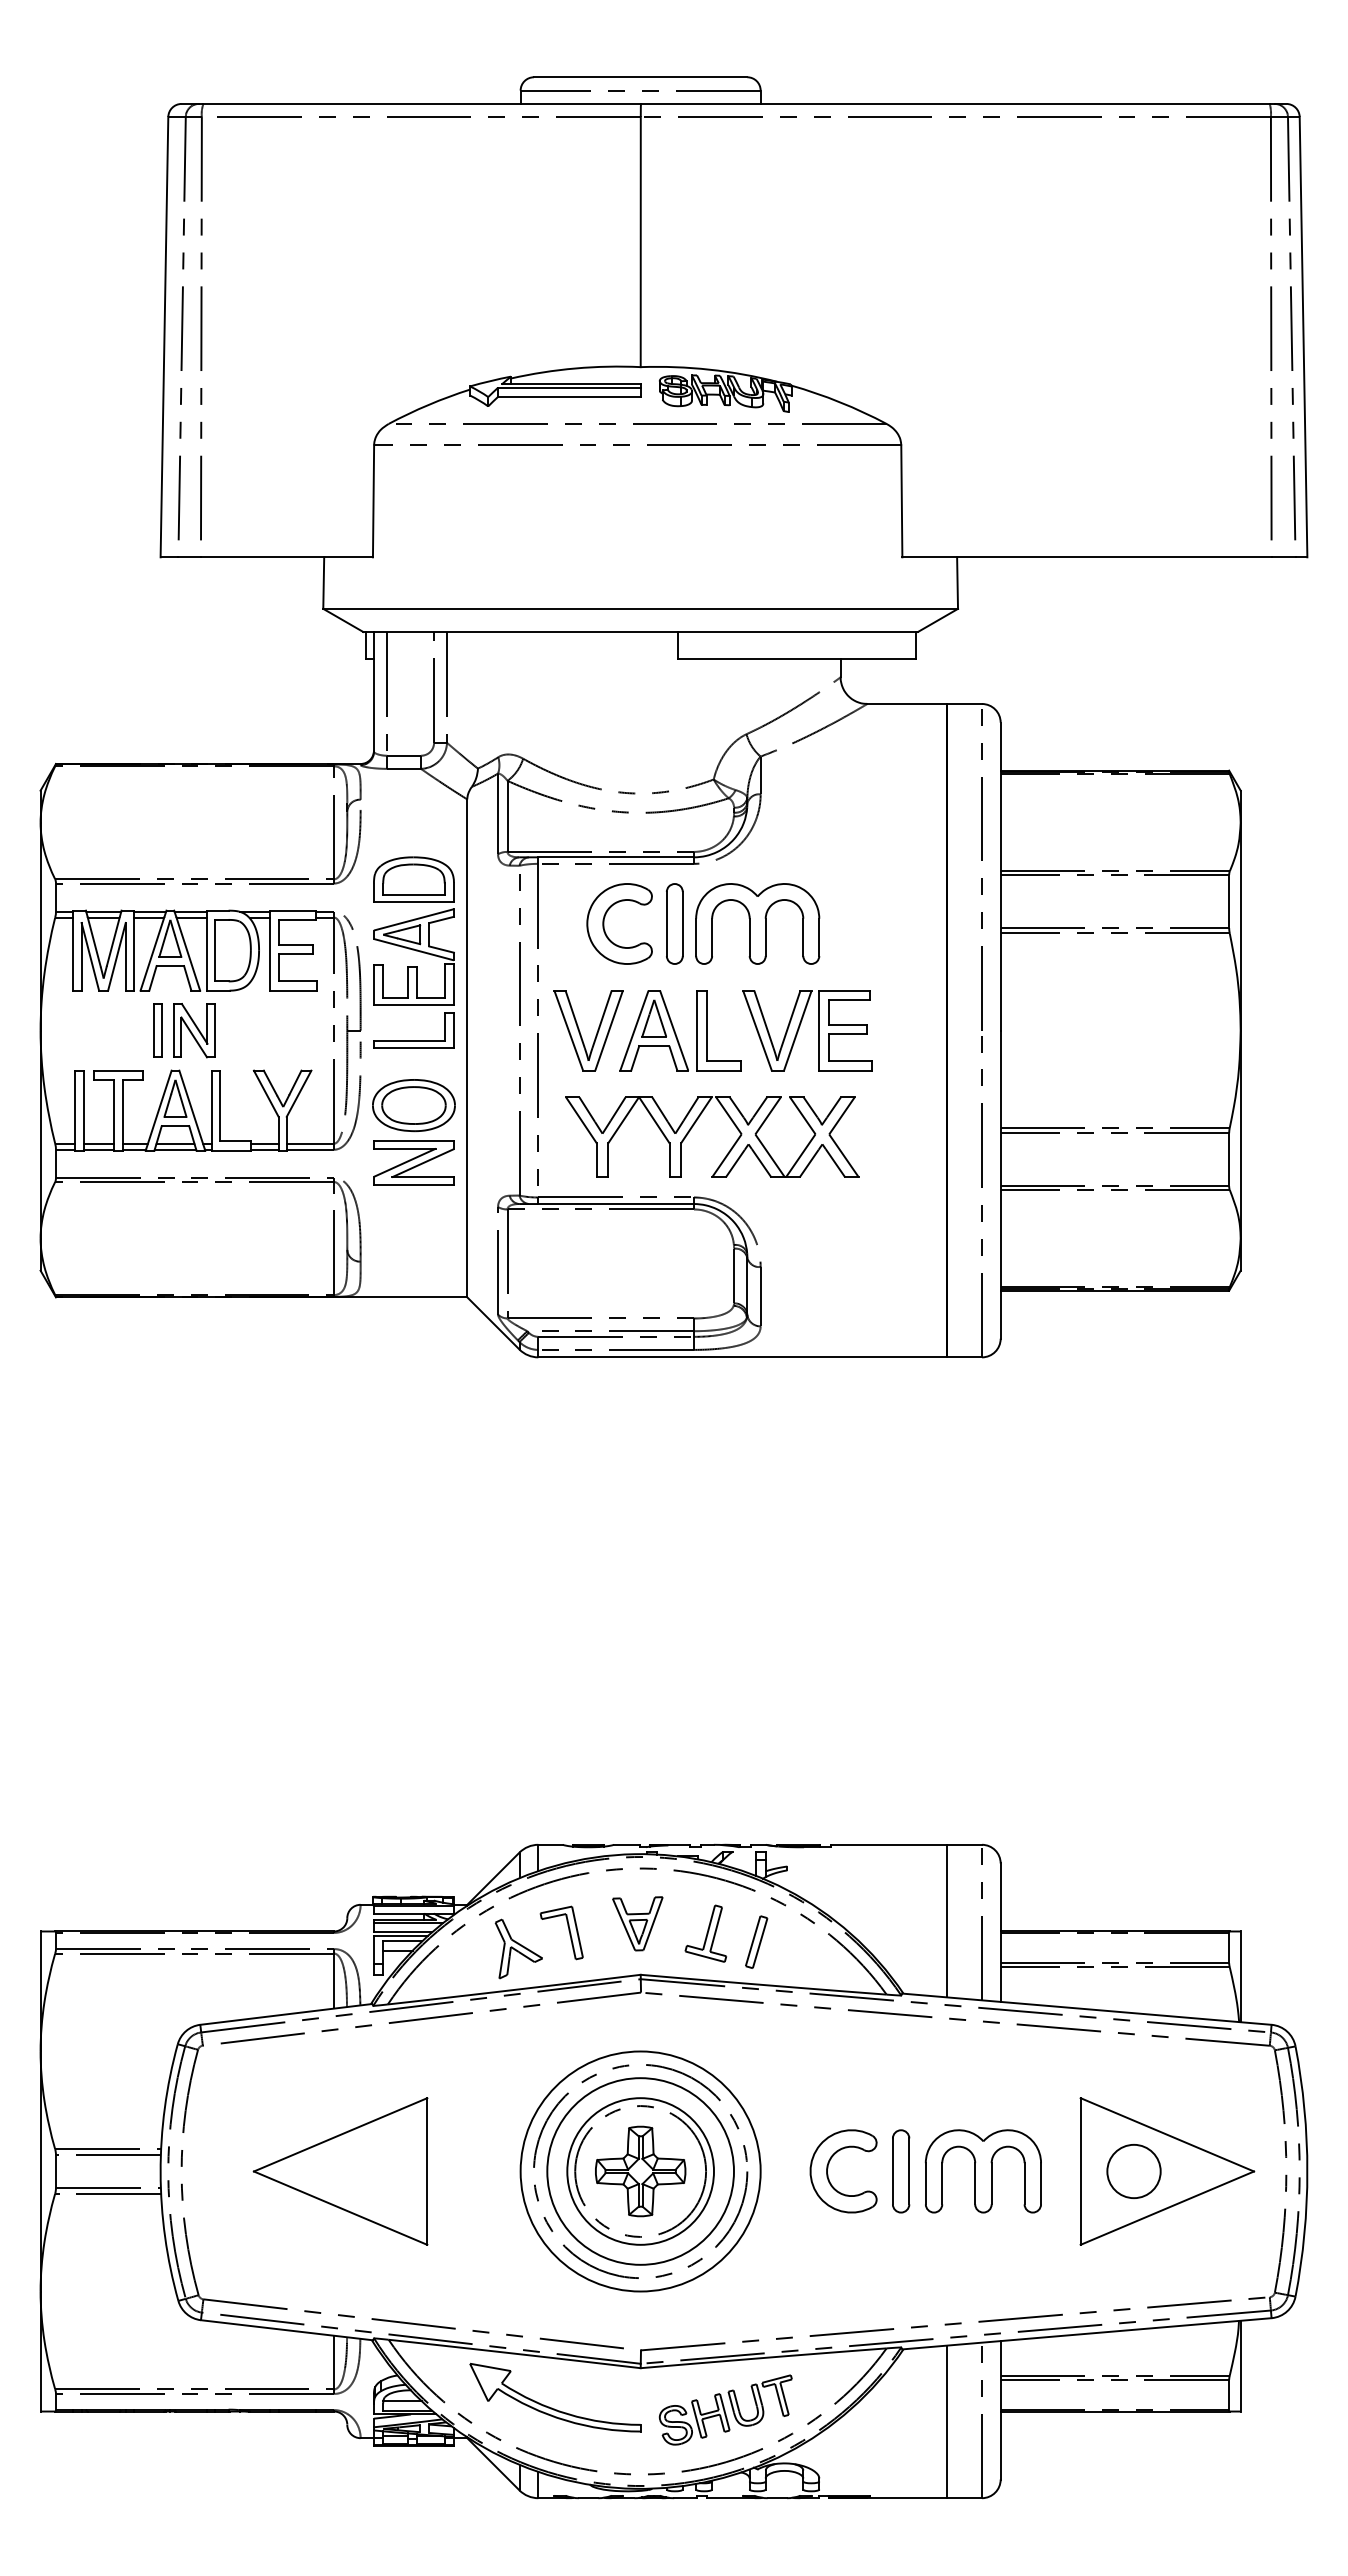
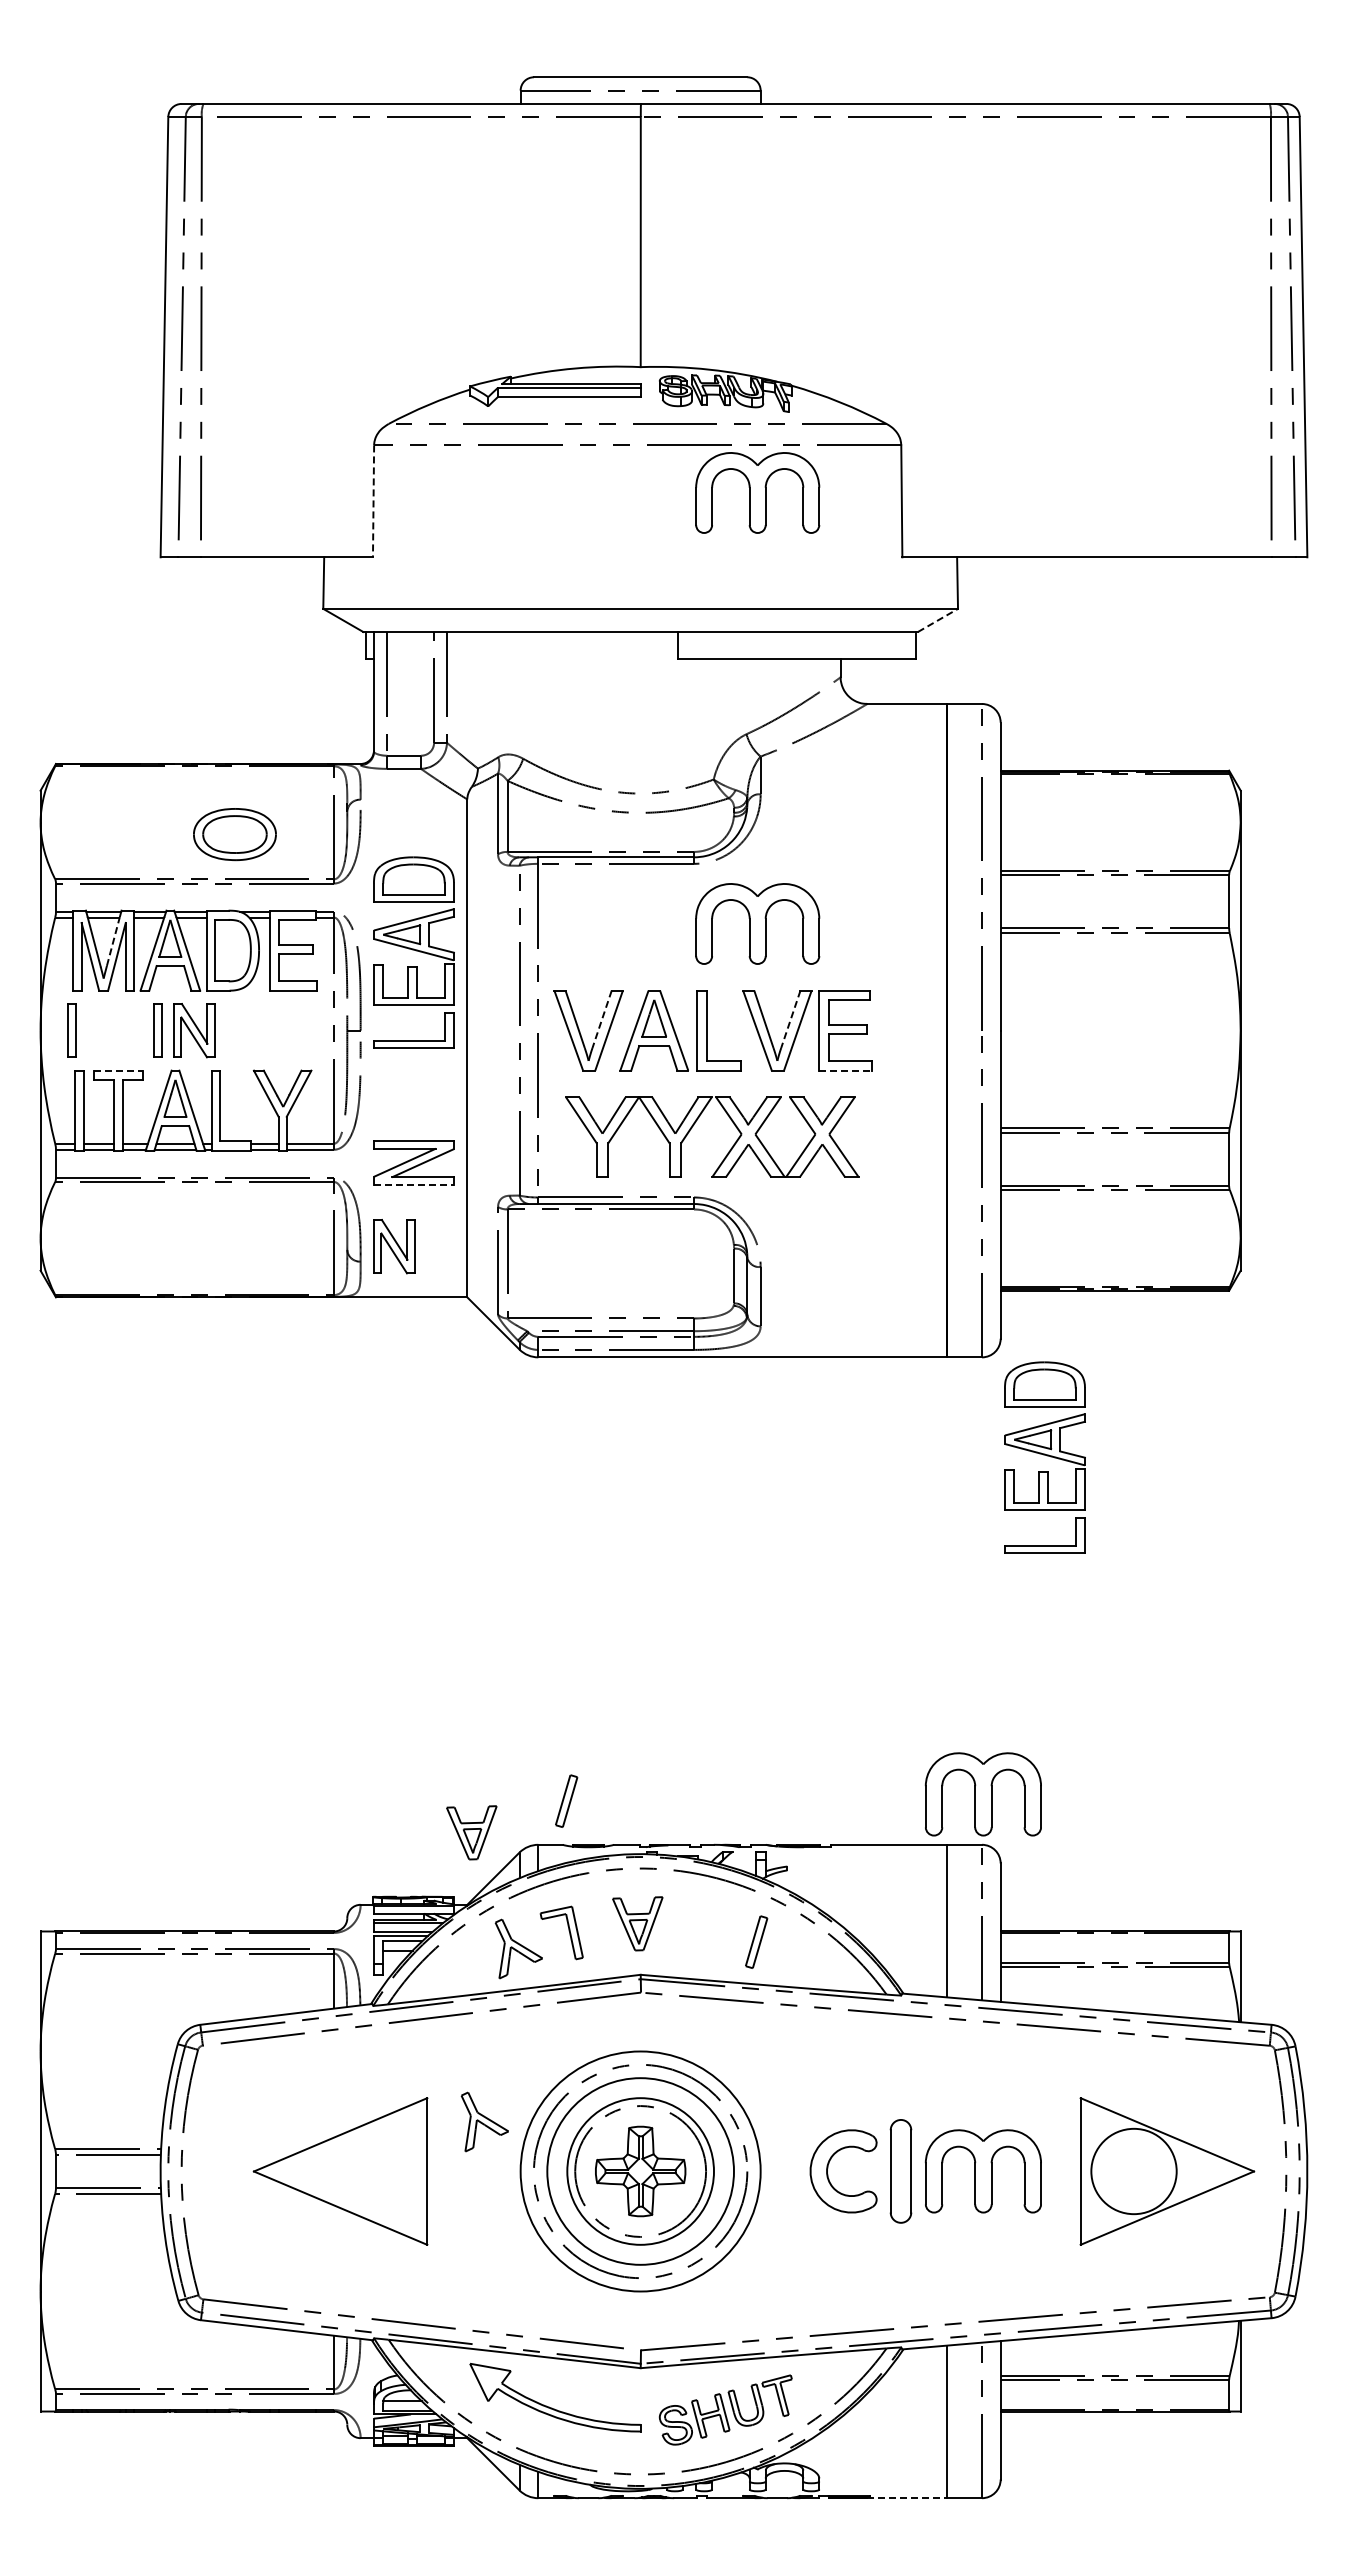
part: none -> present (757, 492)
line: solid -> dashed (373, 501)
line: solid -> dashed (938, 620)
part: present -> none (604, 923)
part: present -> none (674, 923)
line: solid -> dashed (113, 941)
line: solid -> dashed (601, 1019)
line: solid -> dashed (790, 1019)
part: none -> present (71, 1030)
line: solid -> dashed (118, 1070)
line: solid -> dashed (845, 1070)
part position: (413, 1105) -> (234, 834) (234, 834)
line: solid -> dashed (414, 1184)
part: none -> present (394, 1246)
part: none -> present (1044, 1457)
part: none -> present (982, 1794)
part: none -> present (566, 1800)
part: none -> present (471, 1832)
part: present -> none (705, 1933)
part: none -> present (484, 2121)
part size: 19x85 px -> 24x105 px (900, 2171)
circle diameter: 53 px -> 85 px (1133, 2171)
line: solid -> dashed (907, 2498)
